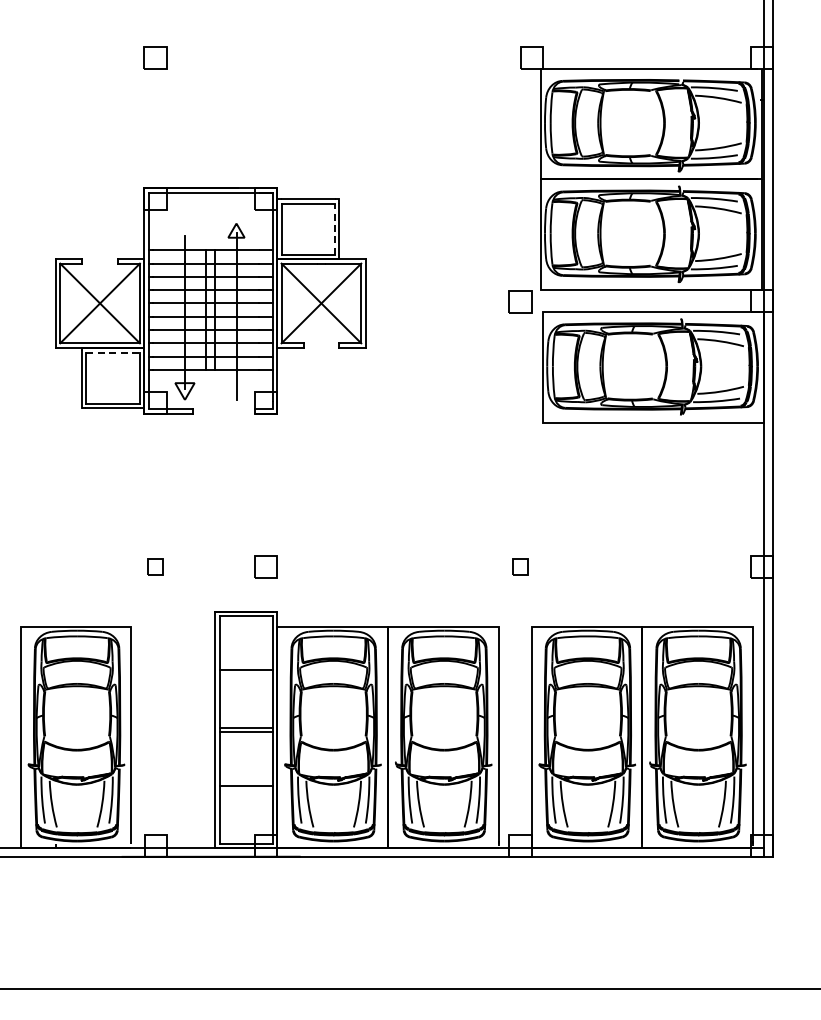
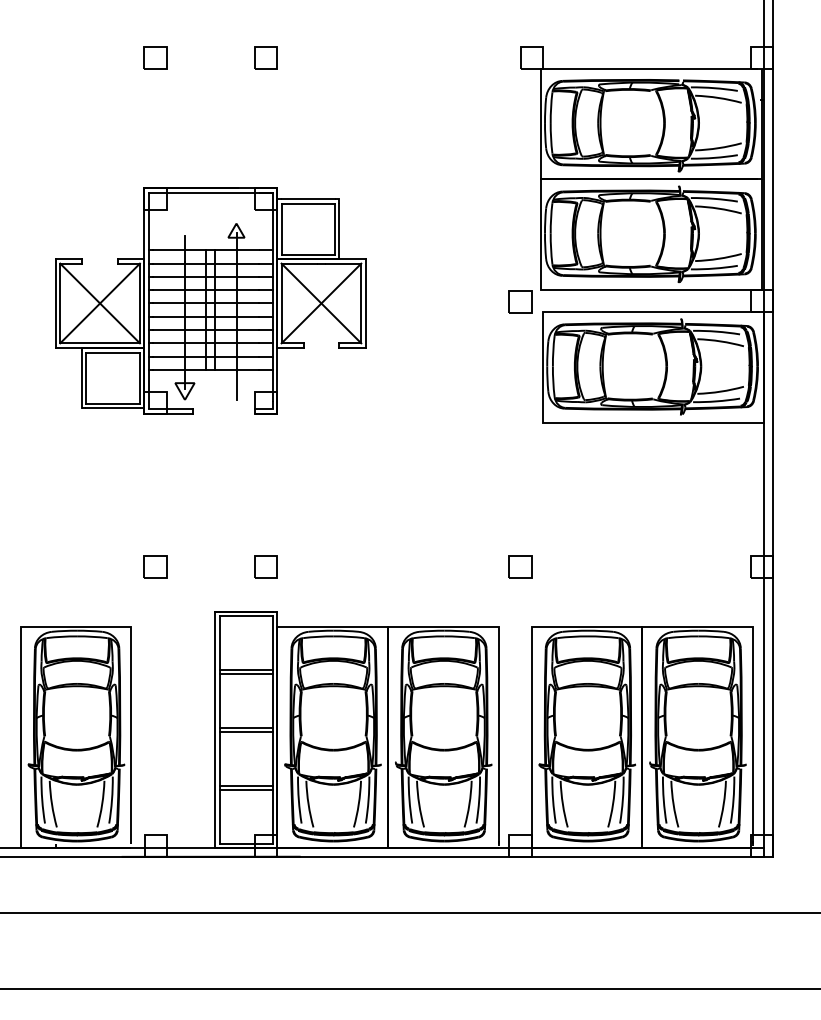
part: none -> present (265, 57)
line: dashed -> solid (334, 228)
line: dashed -> solid (113, 352)
part size: 17x18 px -> 25x24 px (155, 566)
part size: 17x18 px -> 25x24 px (520, 566)
line: none -> present (245, 673)
line: none -> present (245, 789)
line: none -> present (409, 912)
